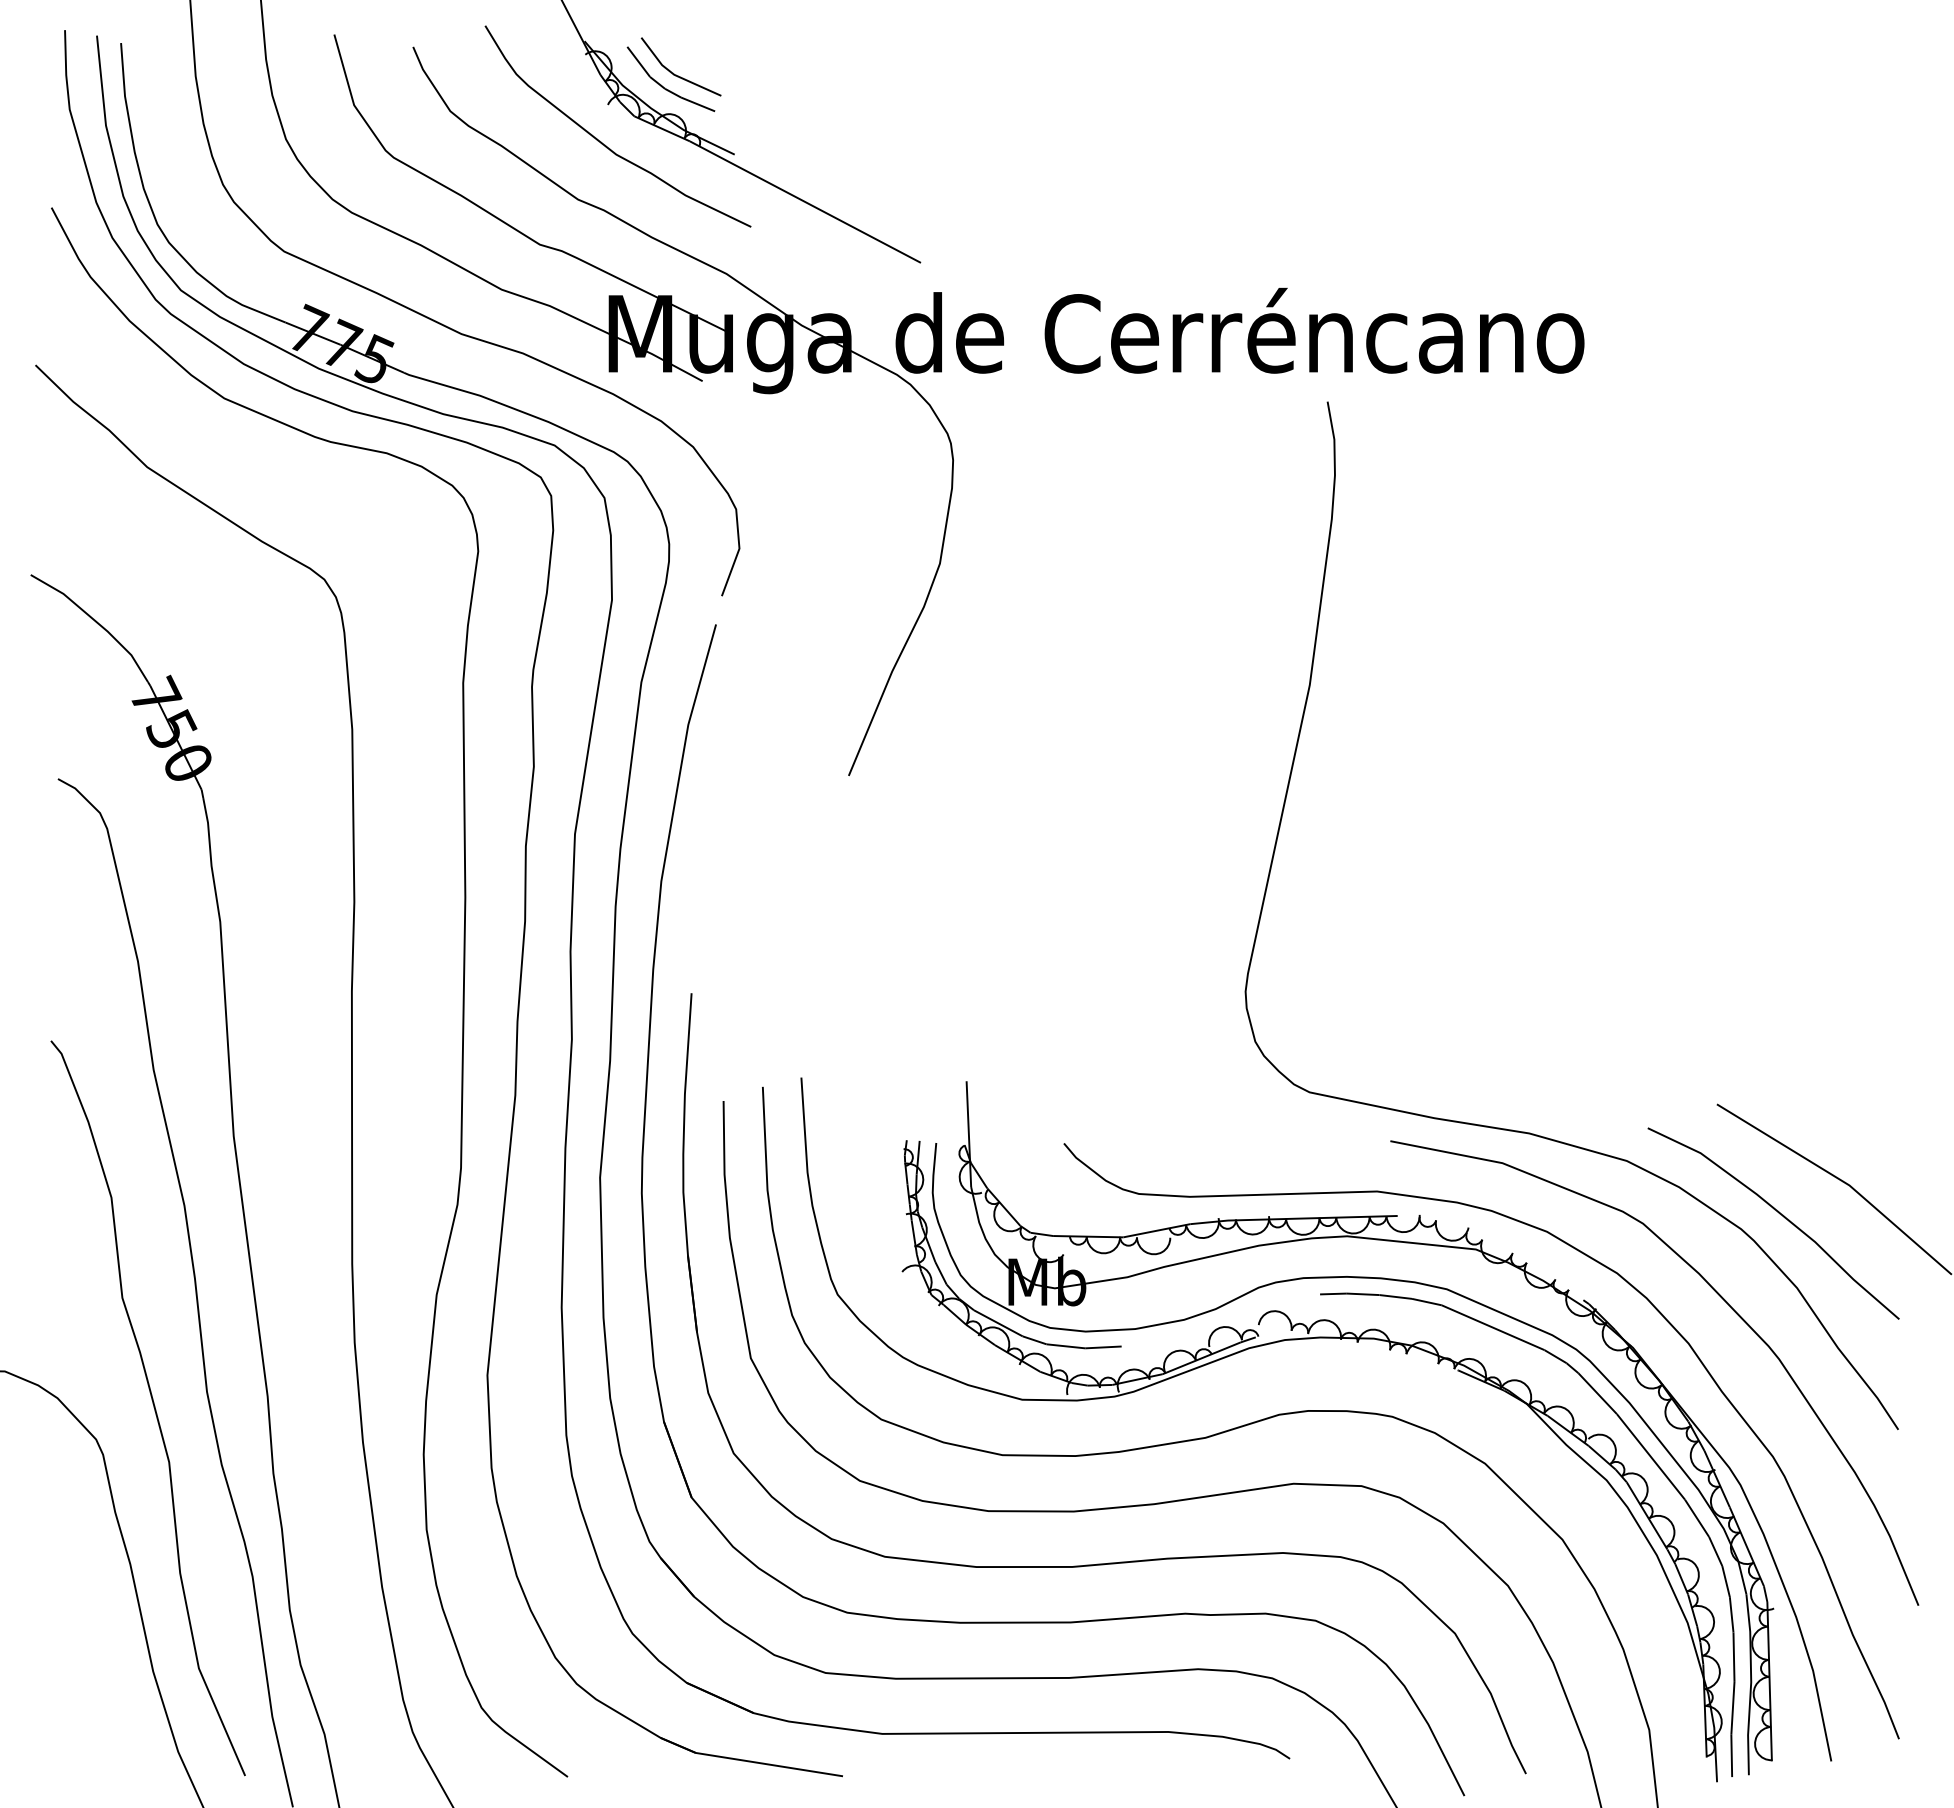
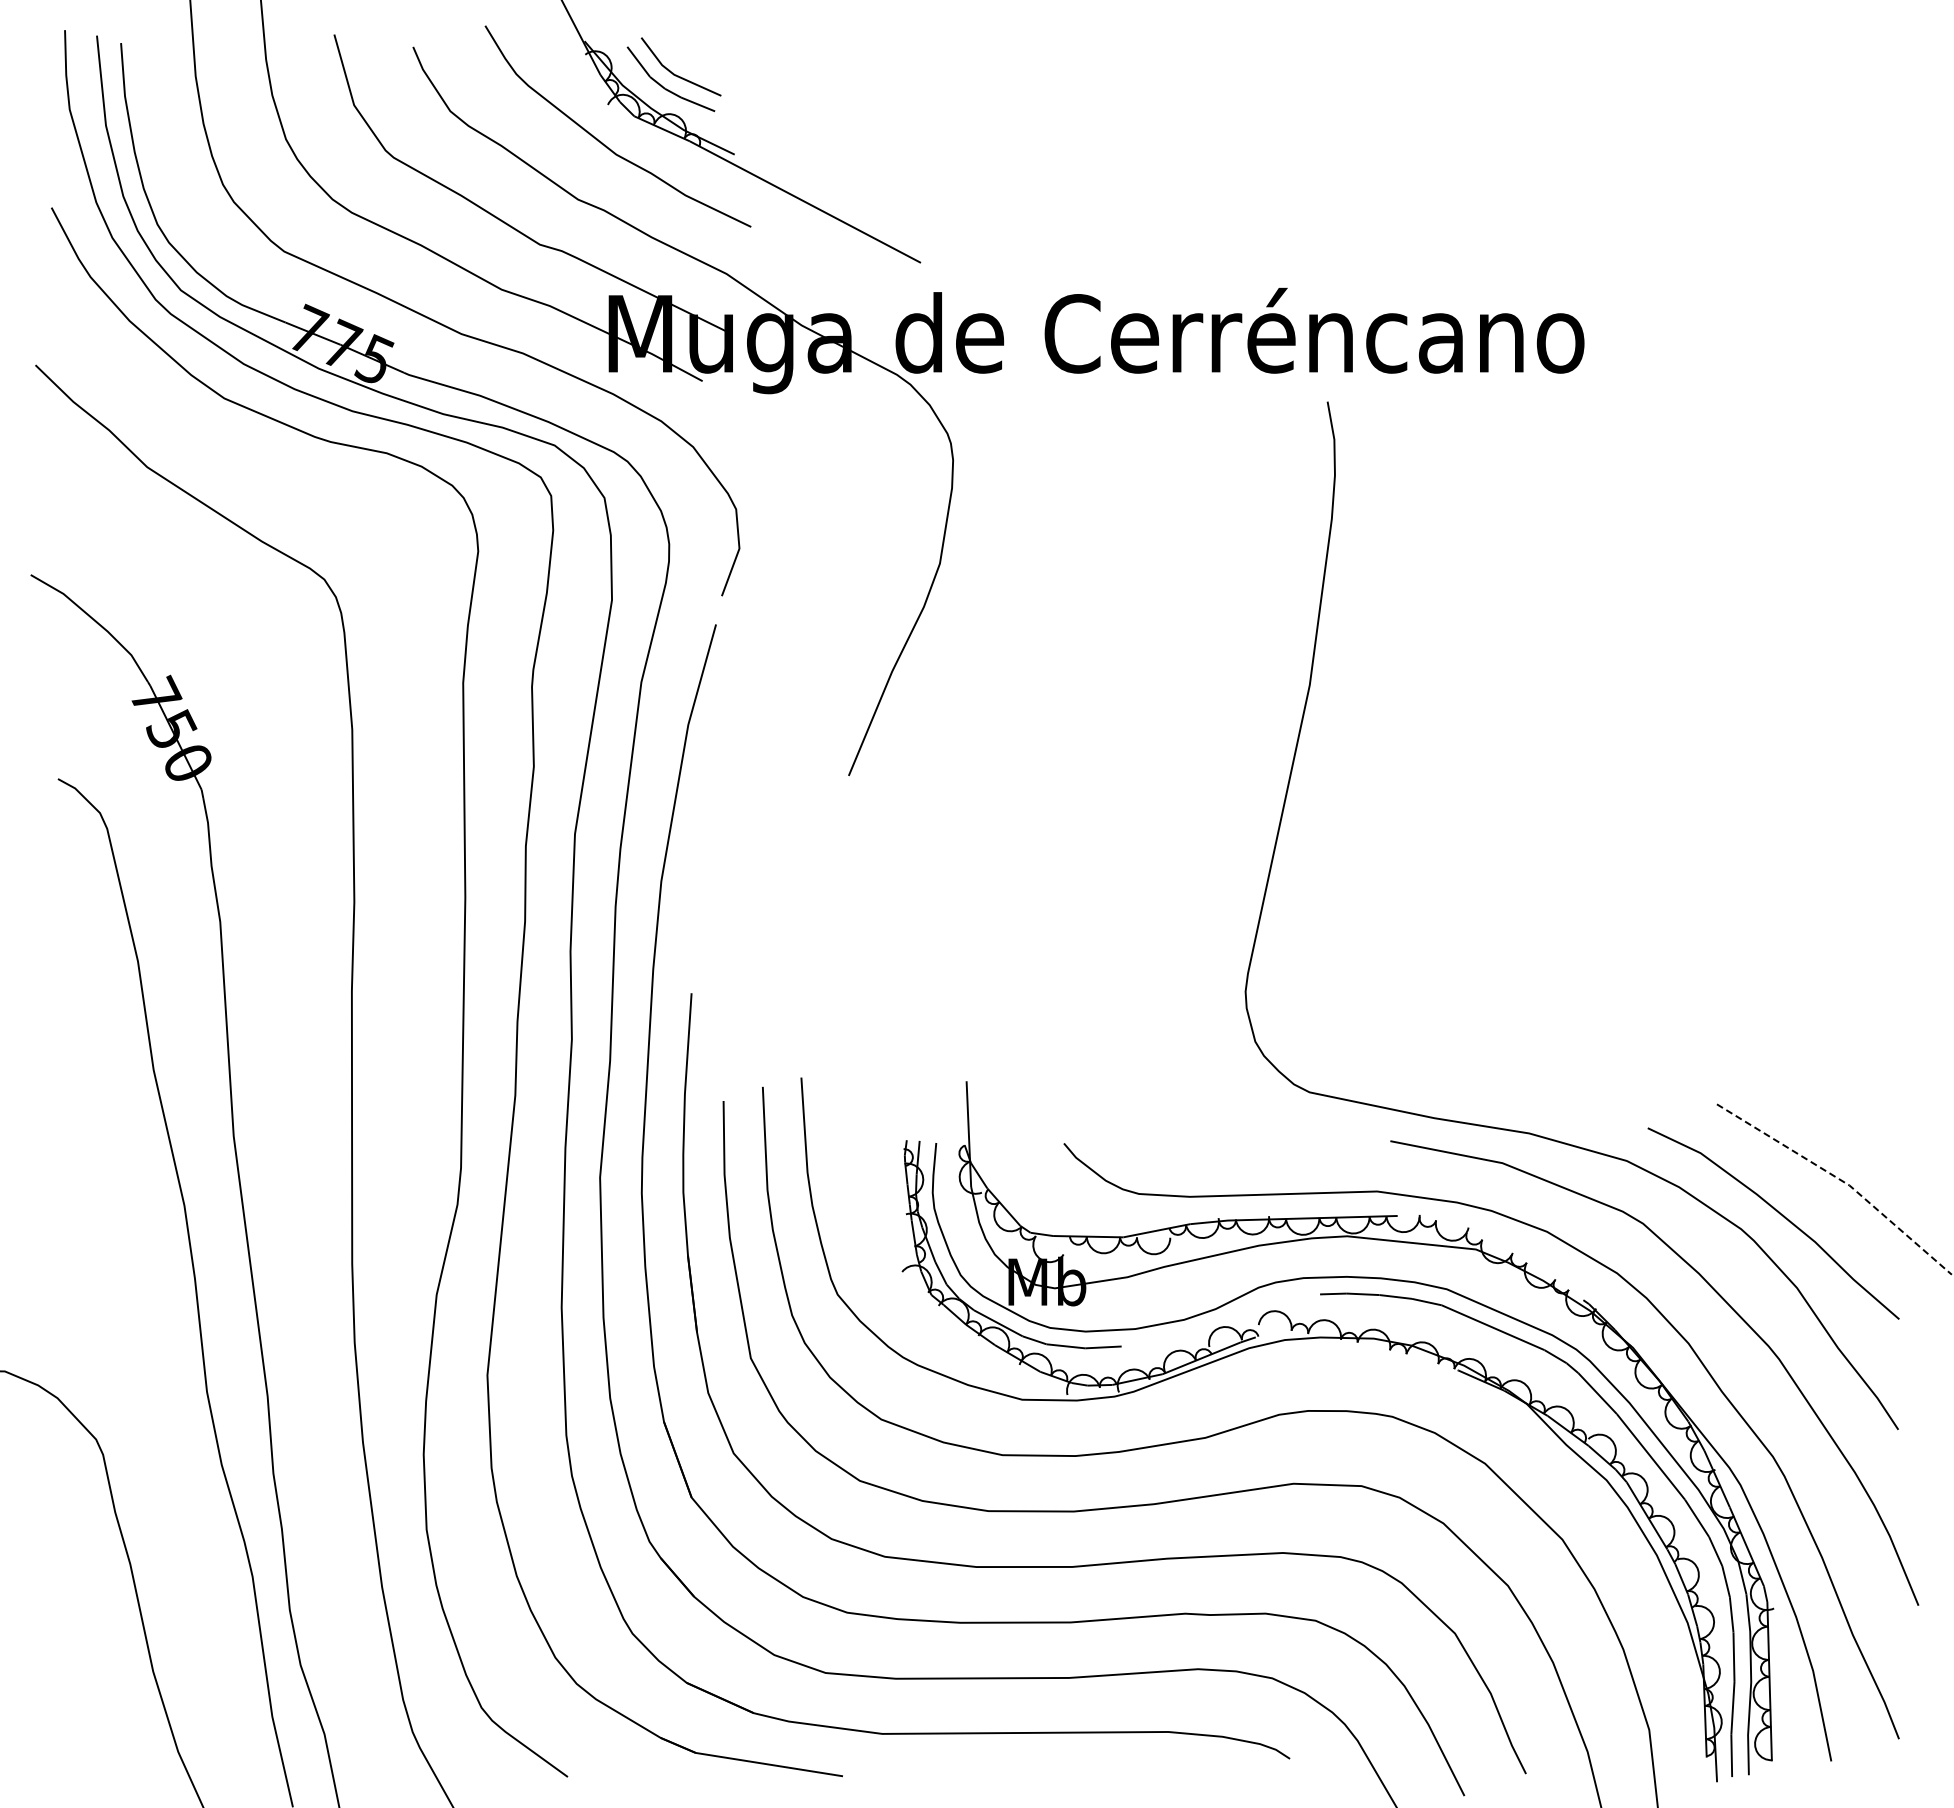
line: solid -> dashed (1841, 1180)
curve: present -> none (153, 1407)
